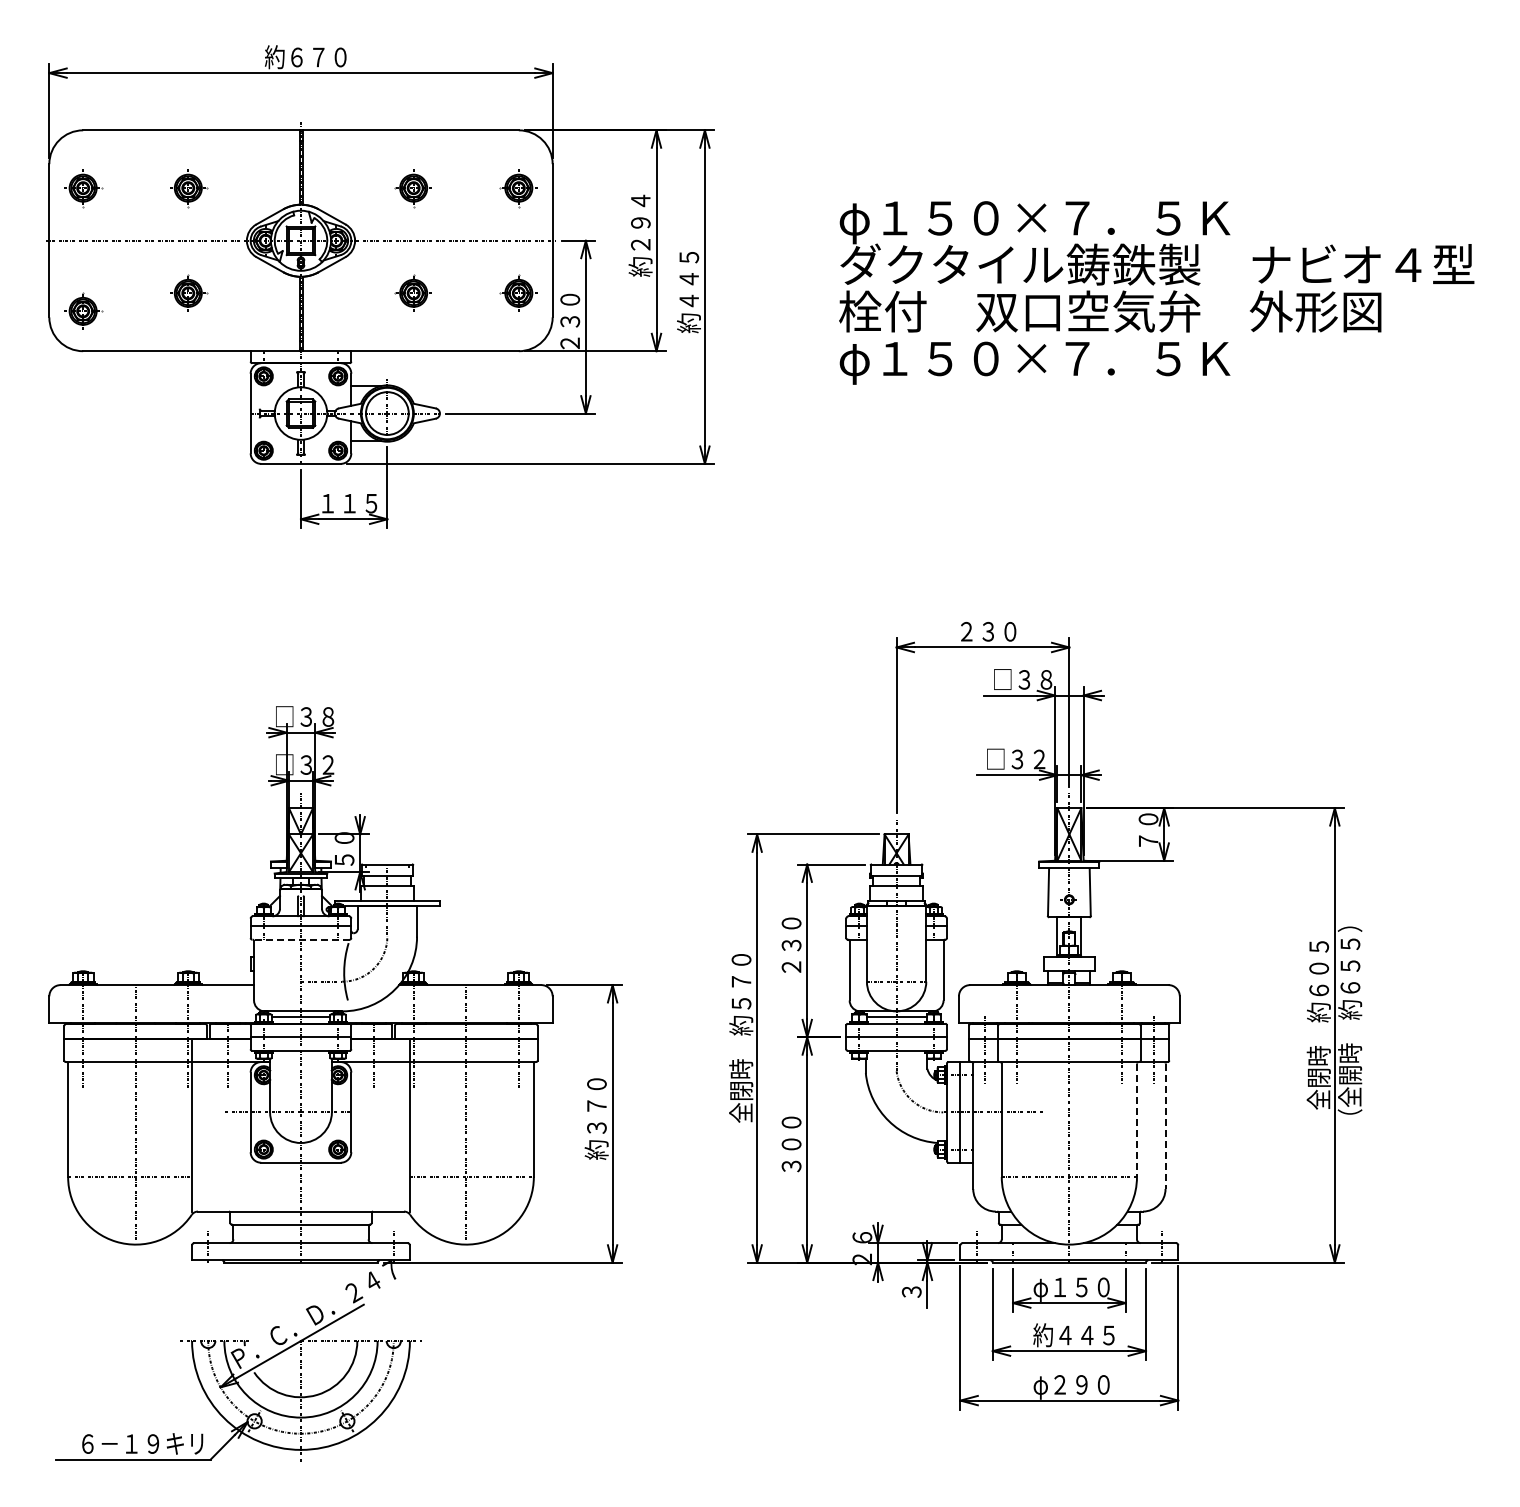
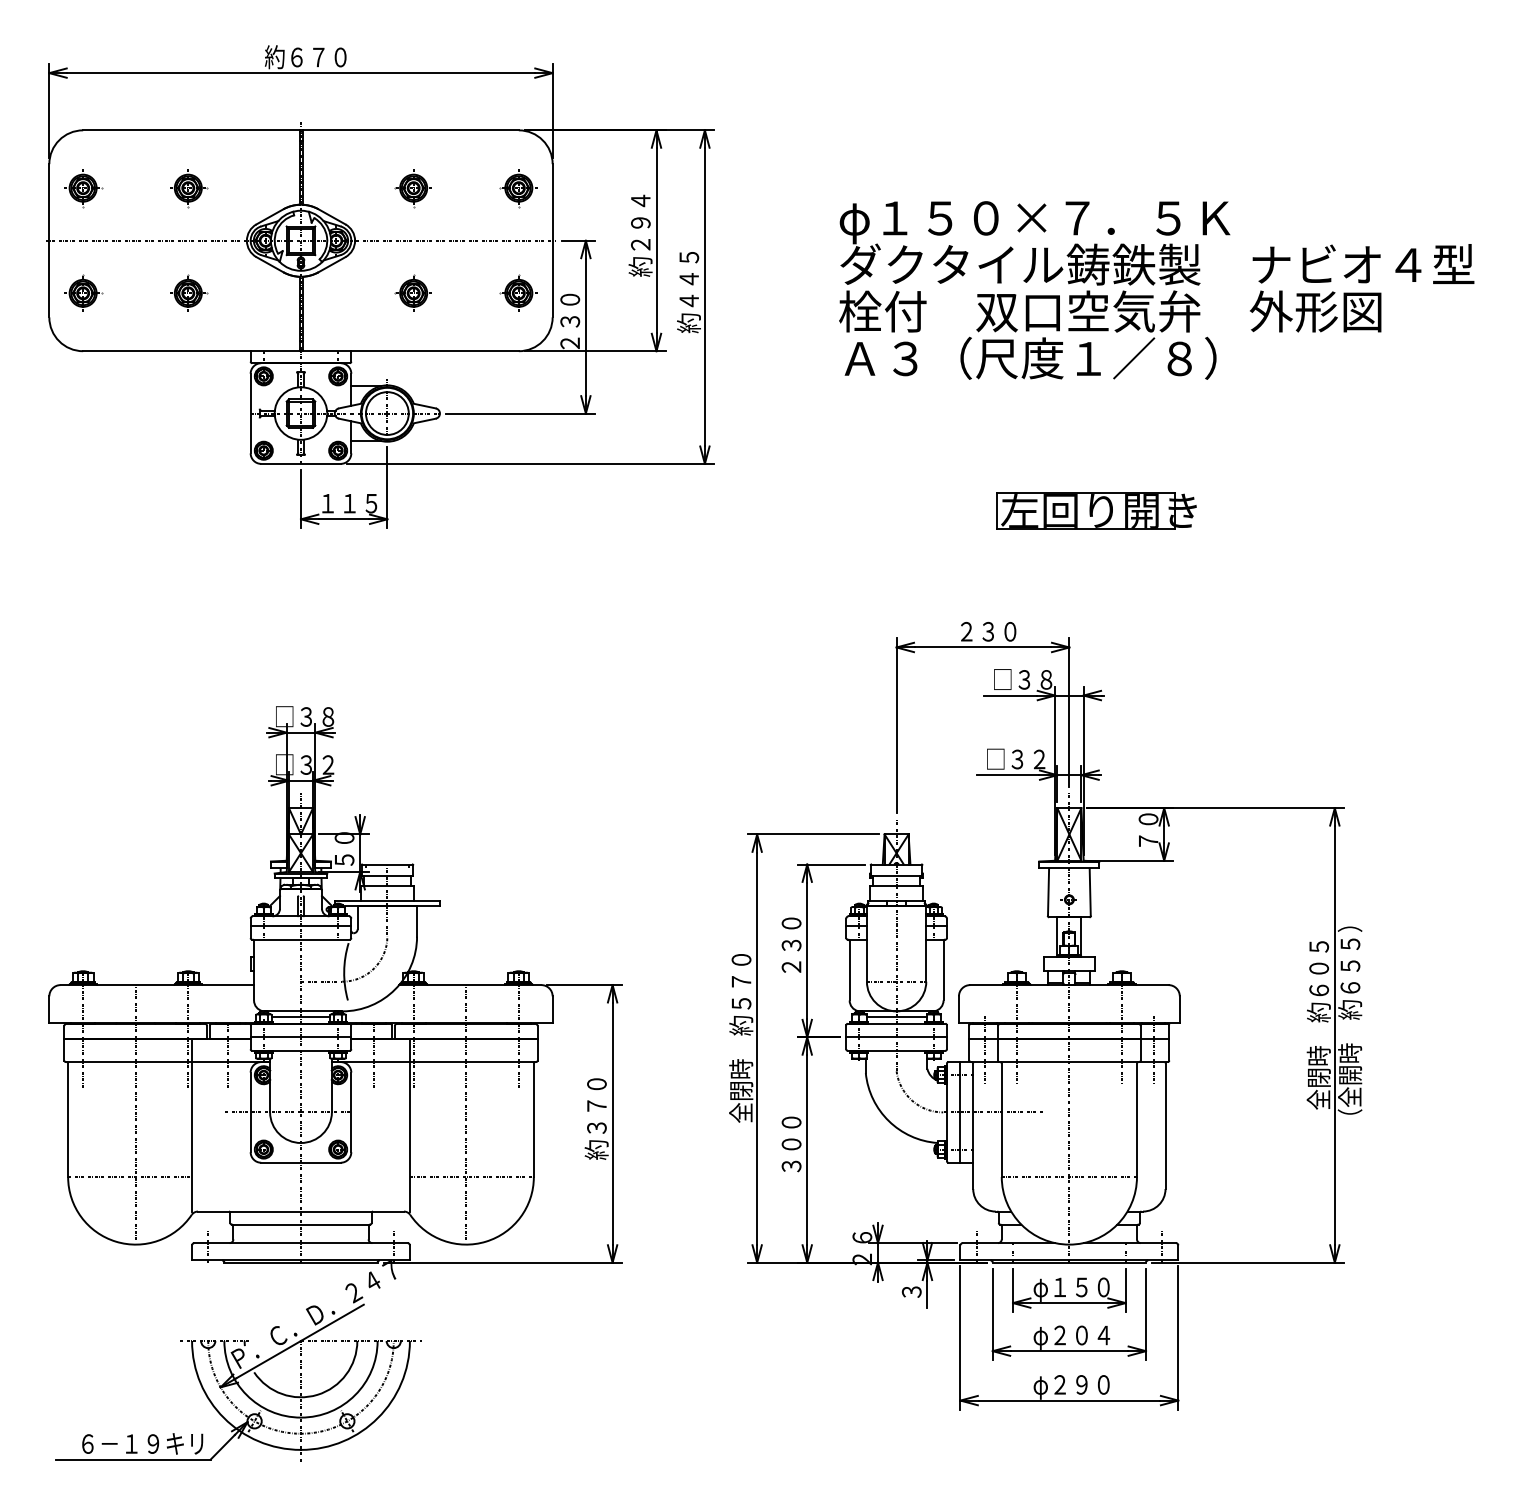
part position: (83, 310) -> (83, 292) (83, 292)
text: φ１５０×７．５Ｋ -> Ａ３（尺度１／８） (1034, 360)
part: none -> present (1096, 510)
line: dashed -> solid (301, 939)
line: dashed -> solid (1136, 1120)
line: dashed -> solid (1165, 1126)
text: 約４４５ -> φ２０４ (1073, 1336)
